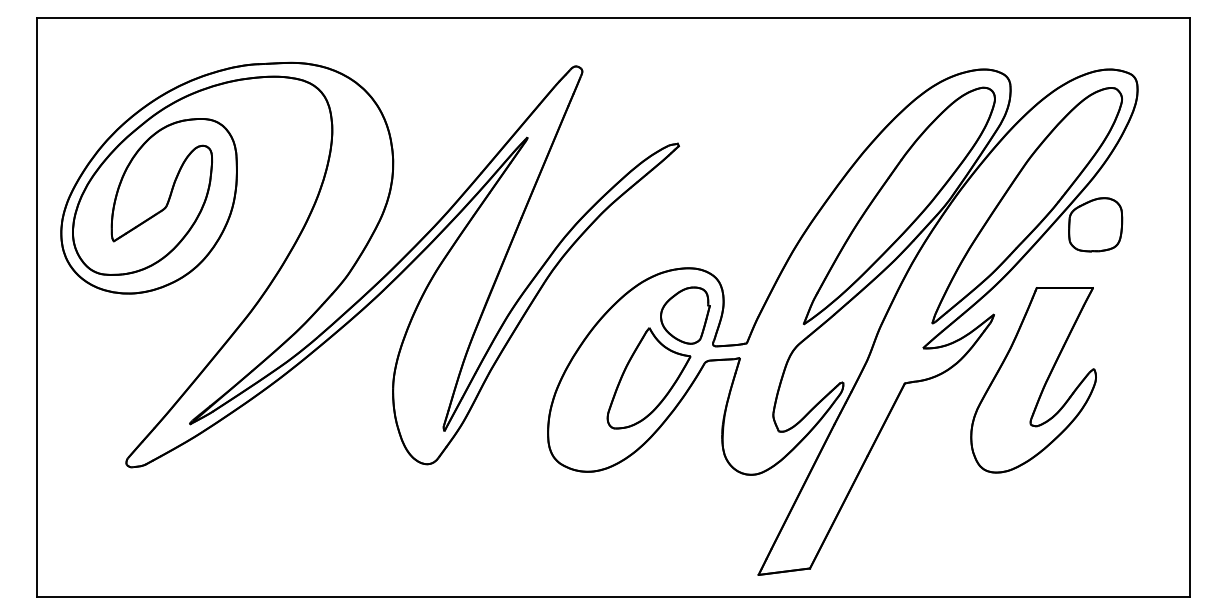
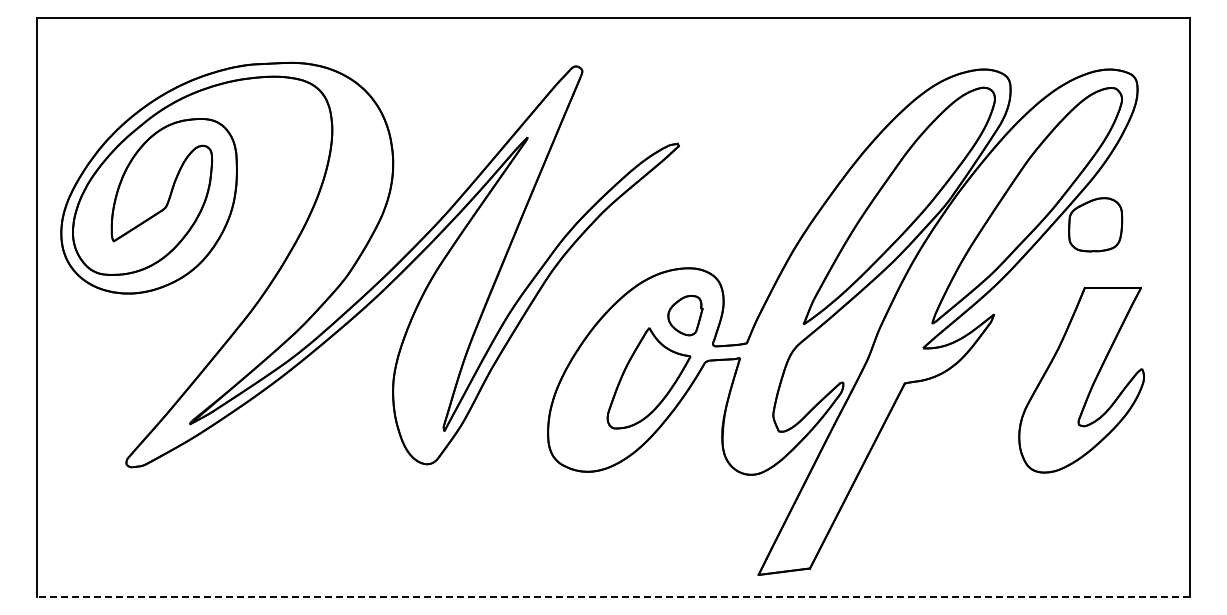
part size: 51x59 px -> 37x42 px (685, 315)
part position: (1033, 380) -> (1081, 380) (1081, 380)
line: solid -> dashed (613, 596)
